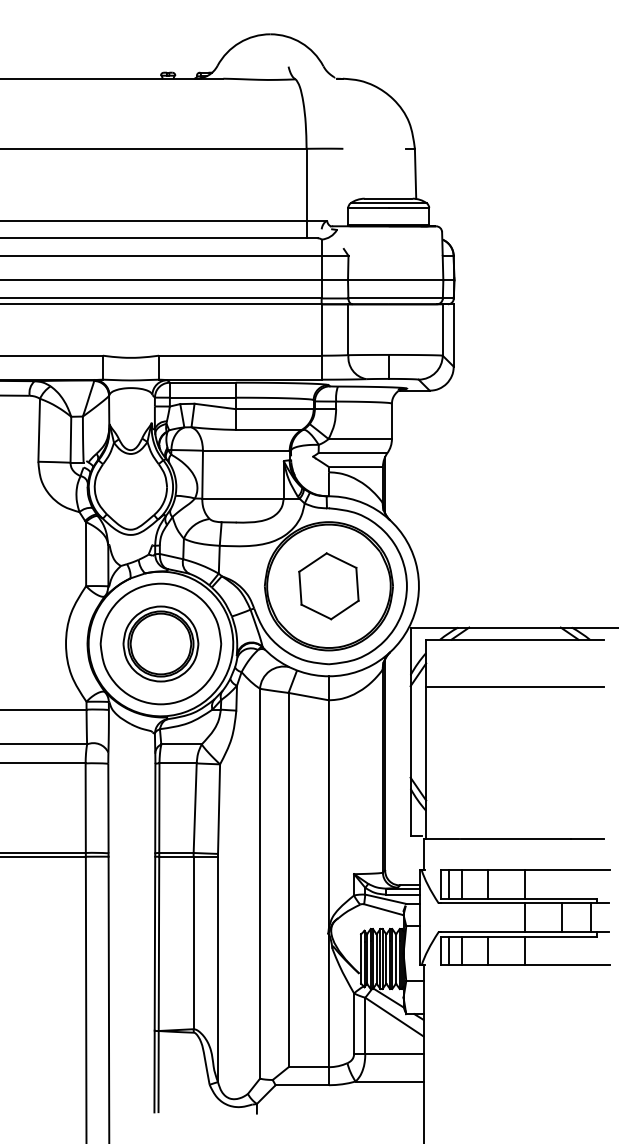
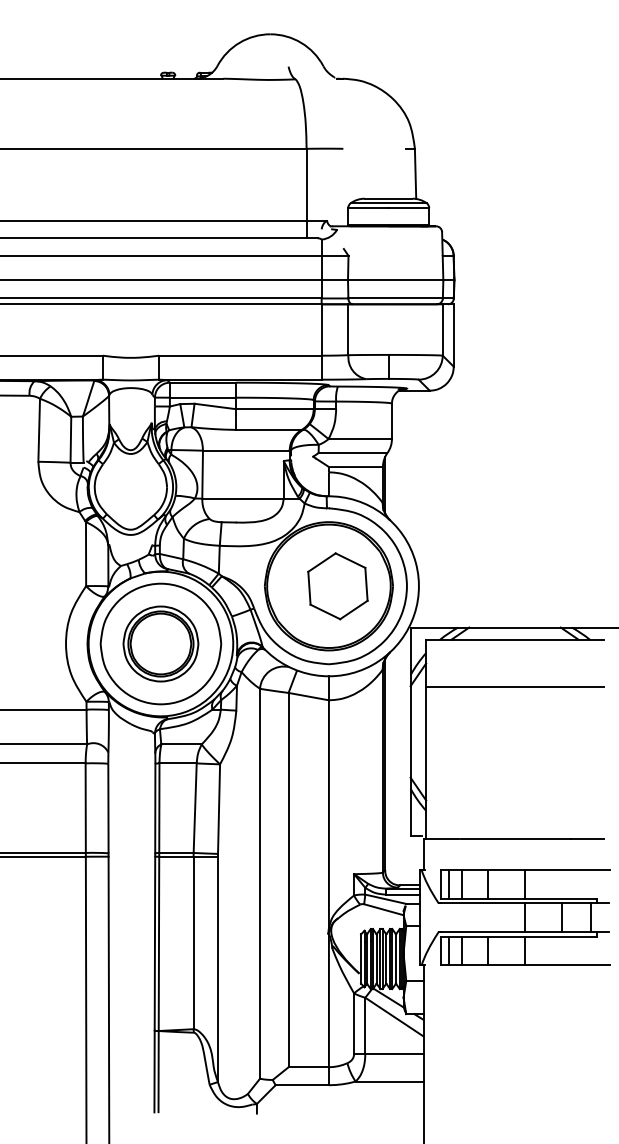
part position: (328, 586) -> (337, 586) (337, 586)
